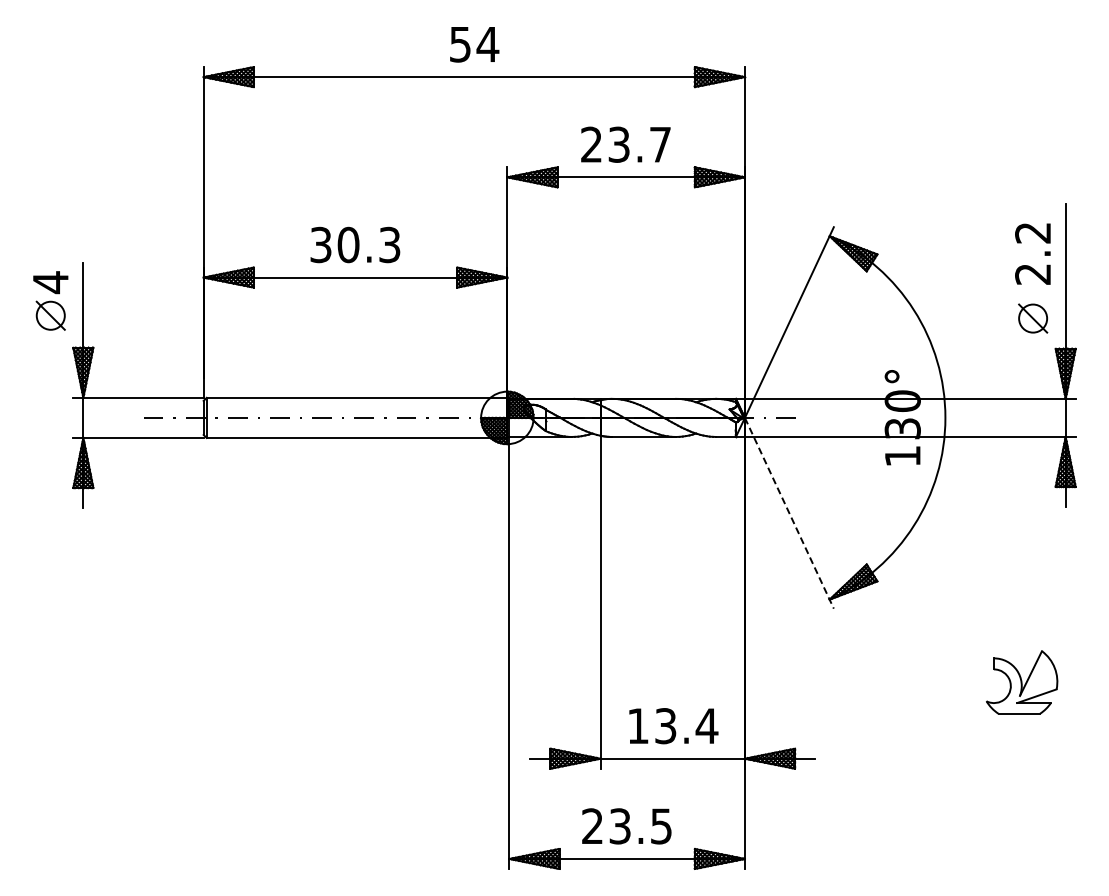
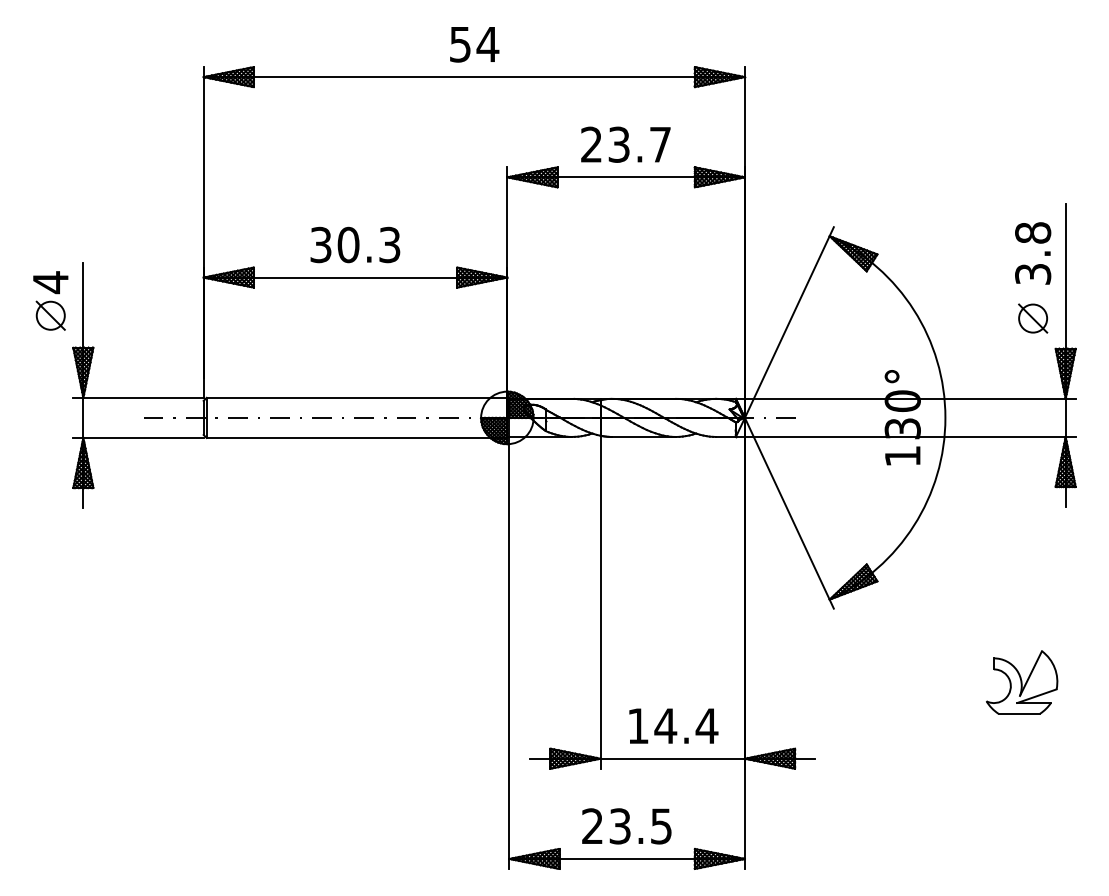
text: 2.2 -> 3.8 (1033, 253)
line: dashed -> solid (789, 513)
text: 13.4 -> 14.4 (665, 726)
